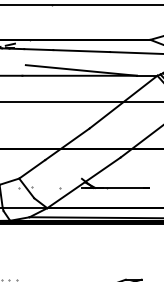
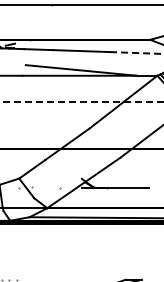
line: solid -> dashed (136, 53)
line: solid -> dashed (81, 101)
